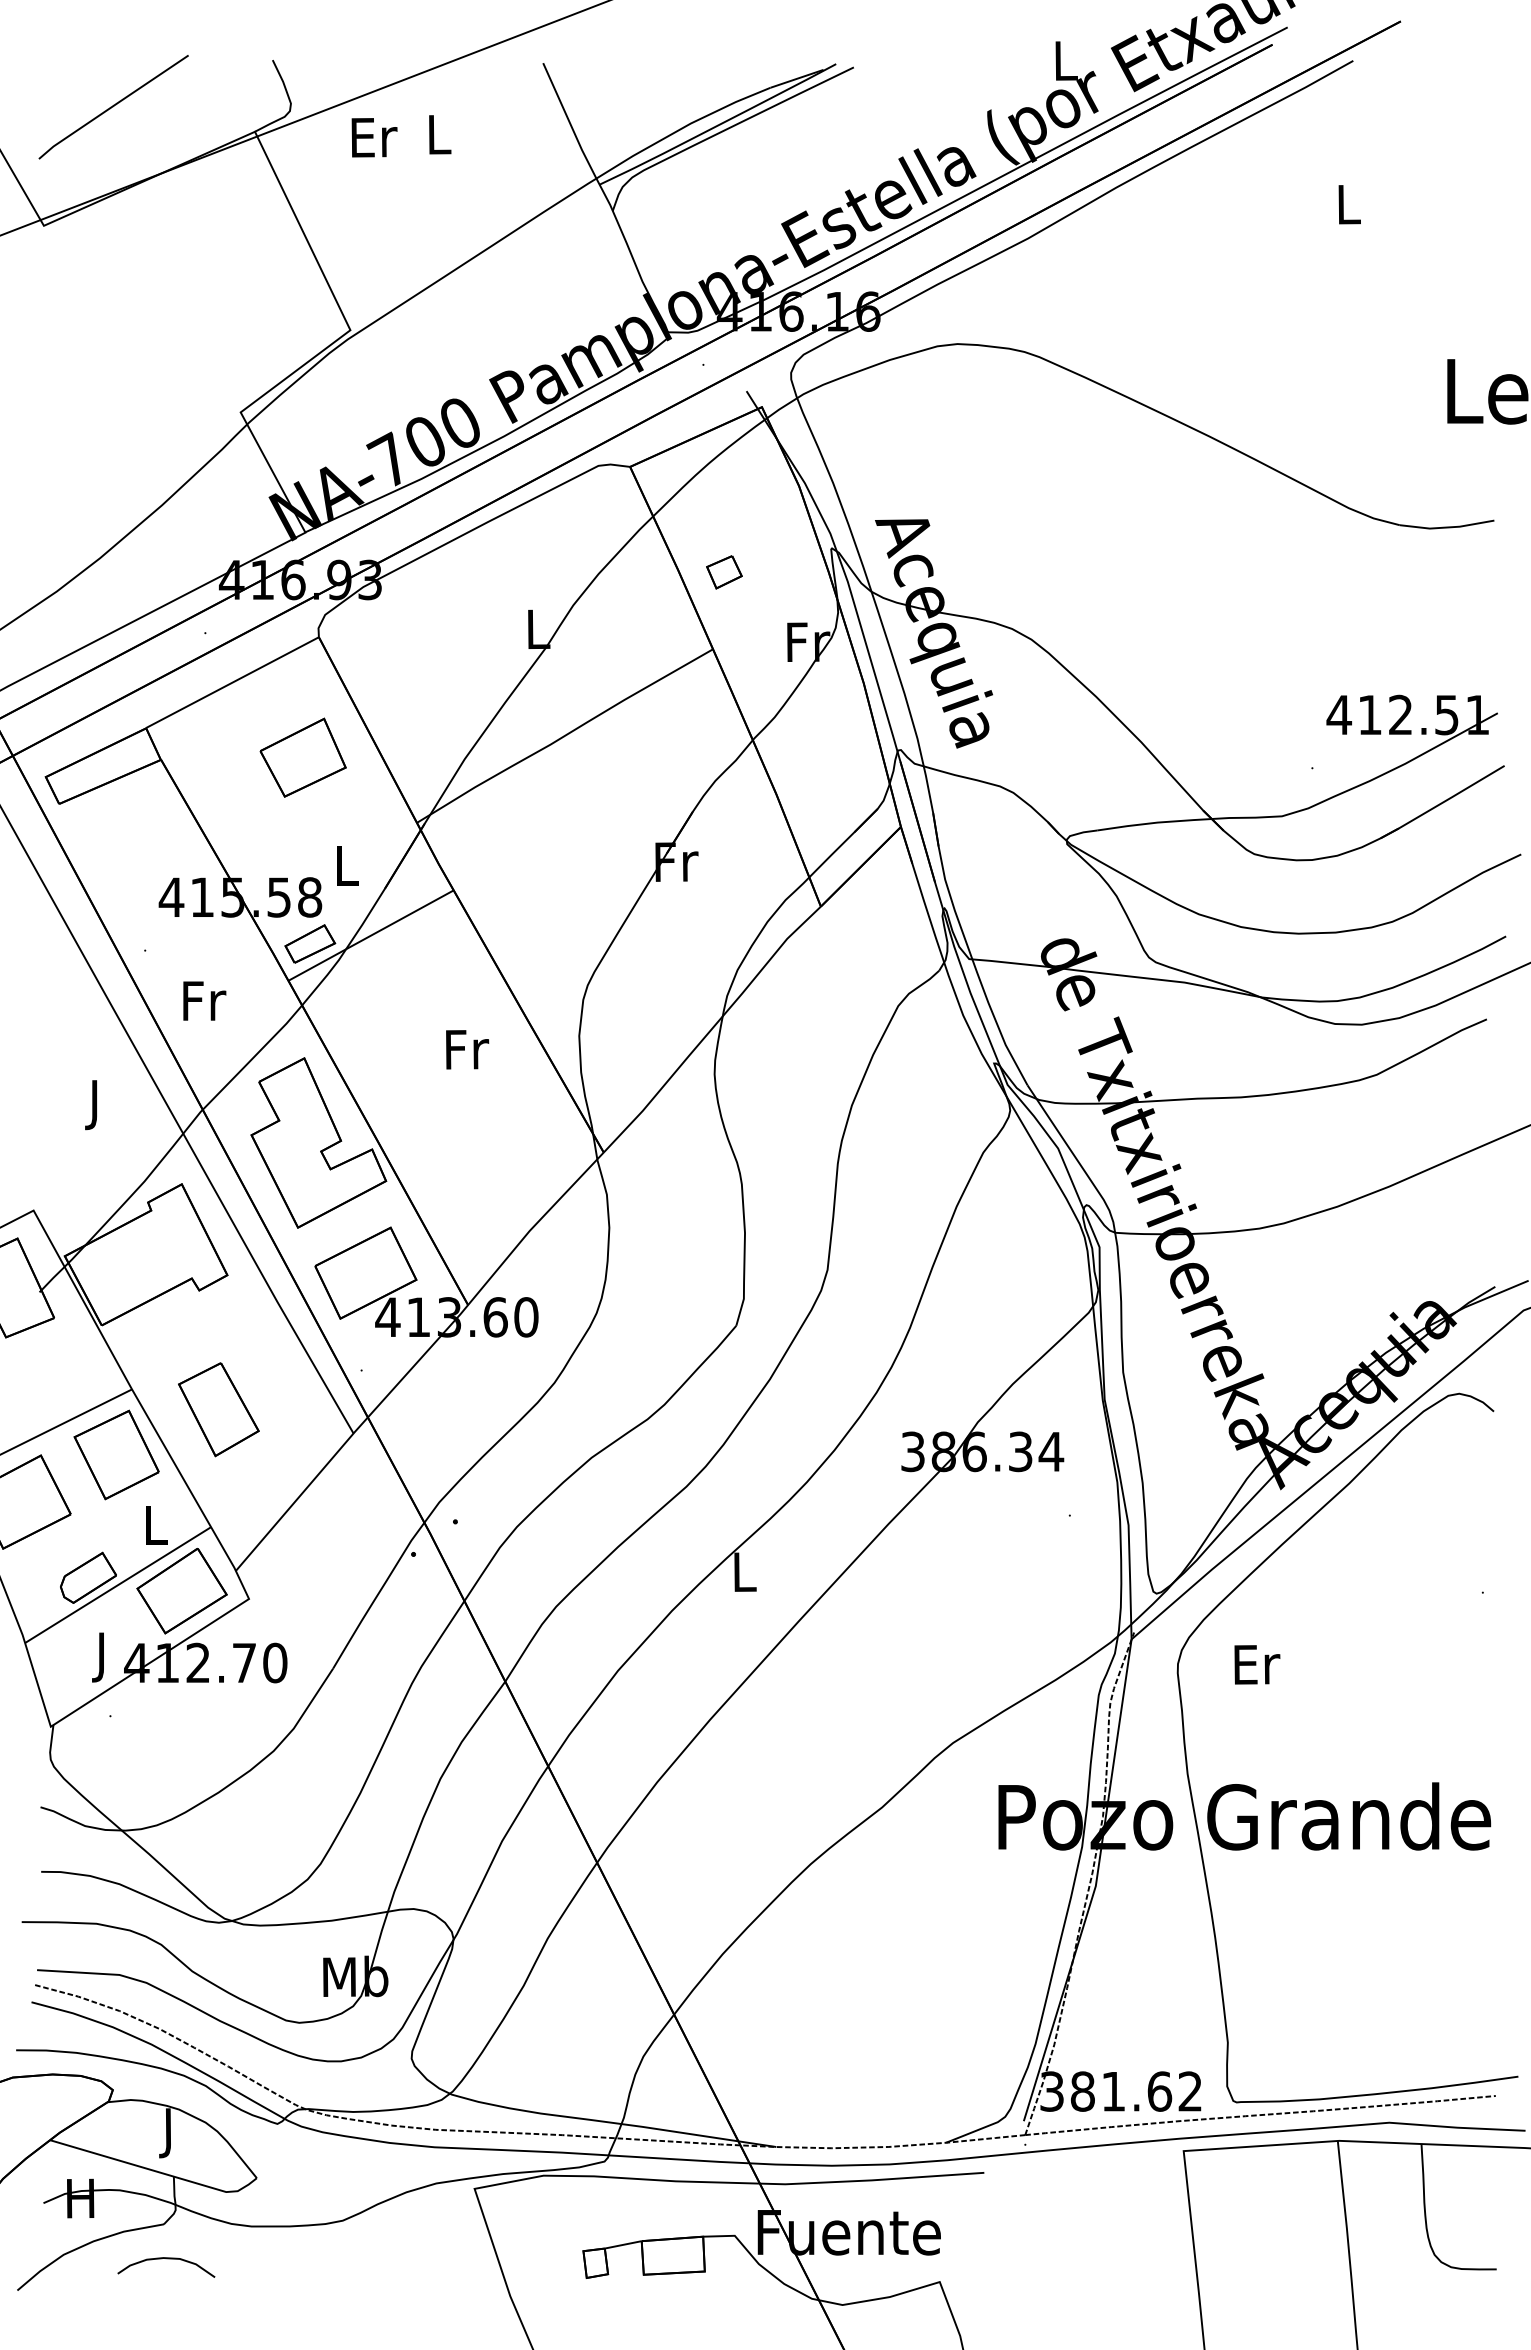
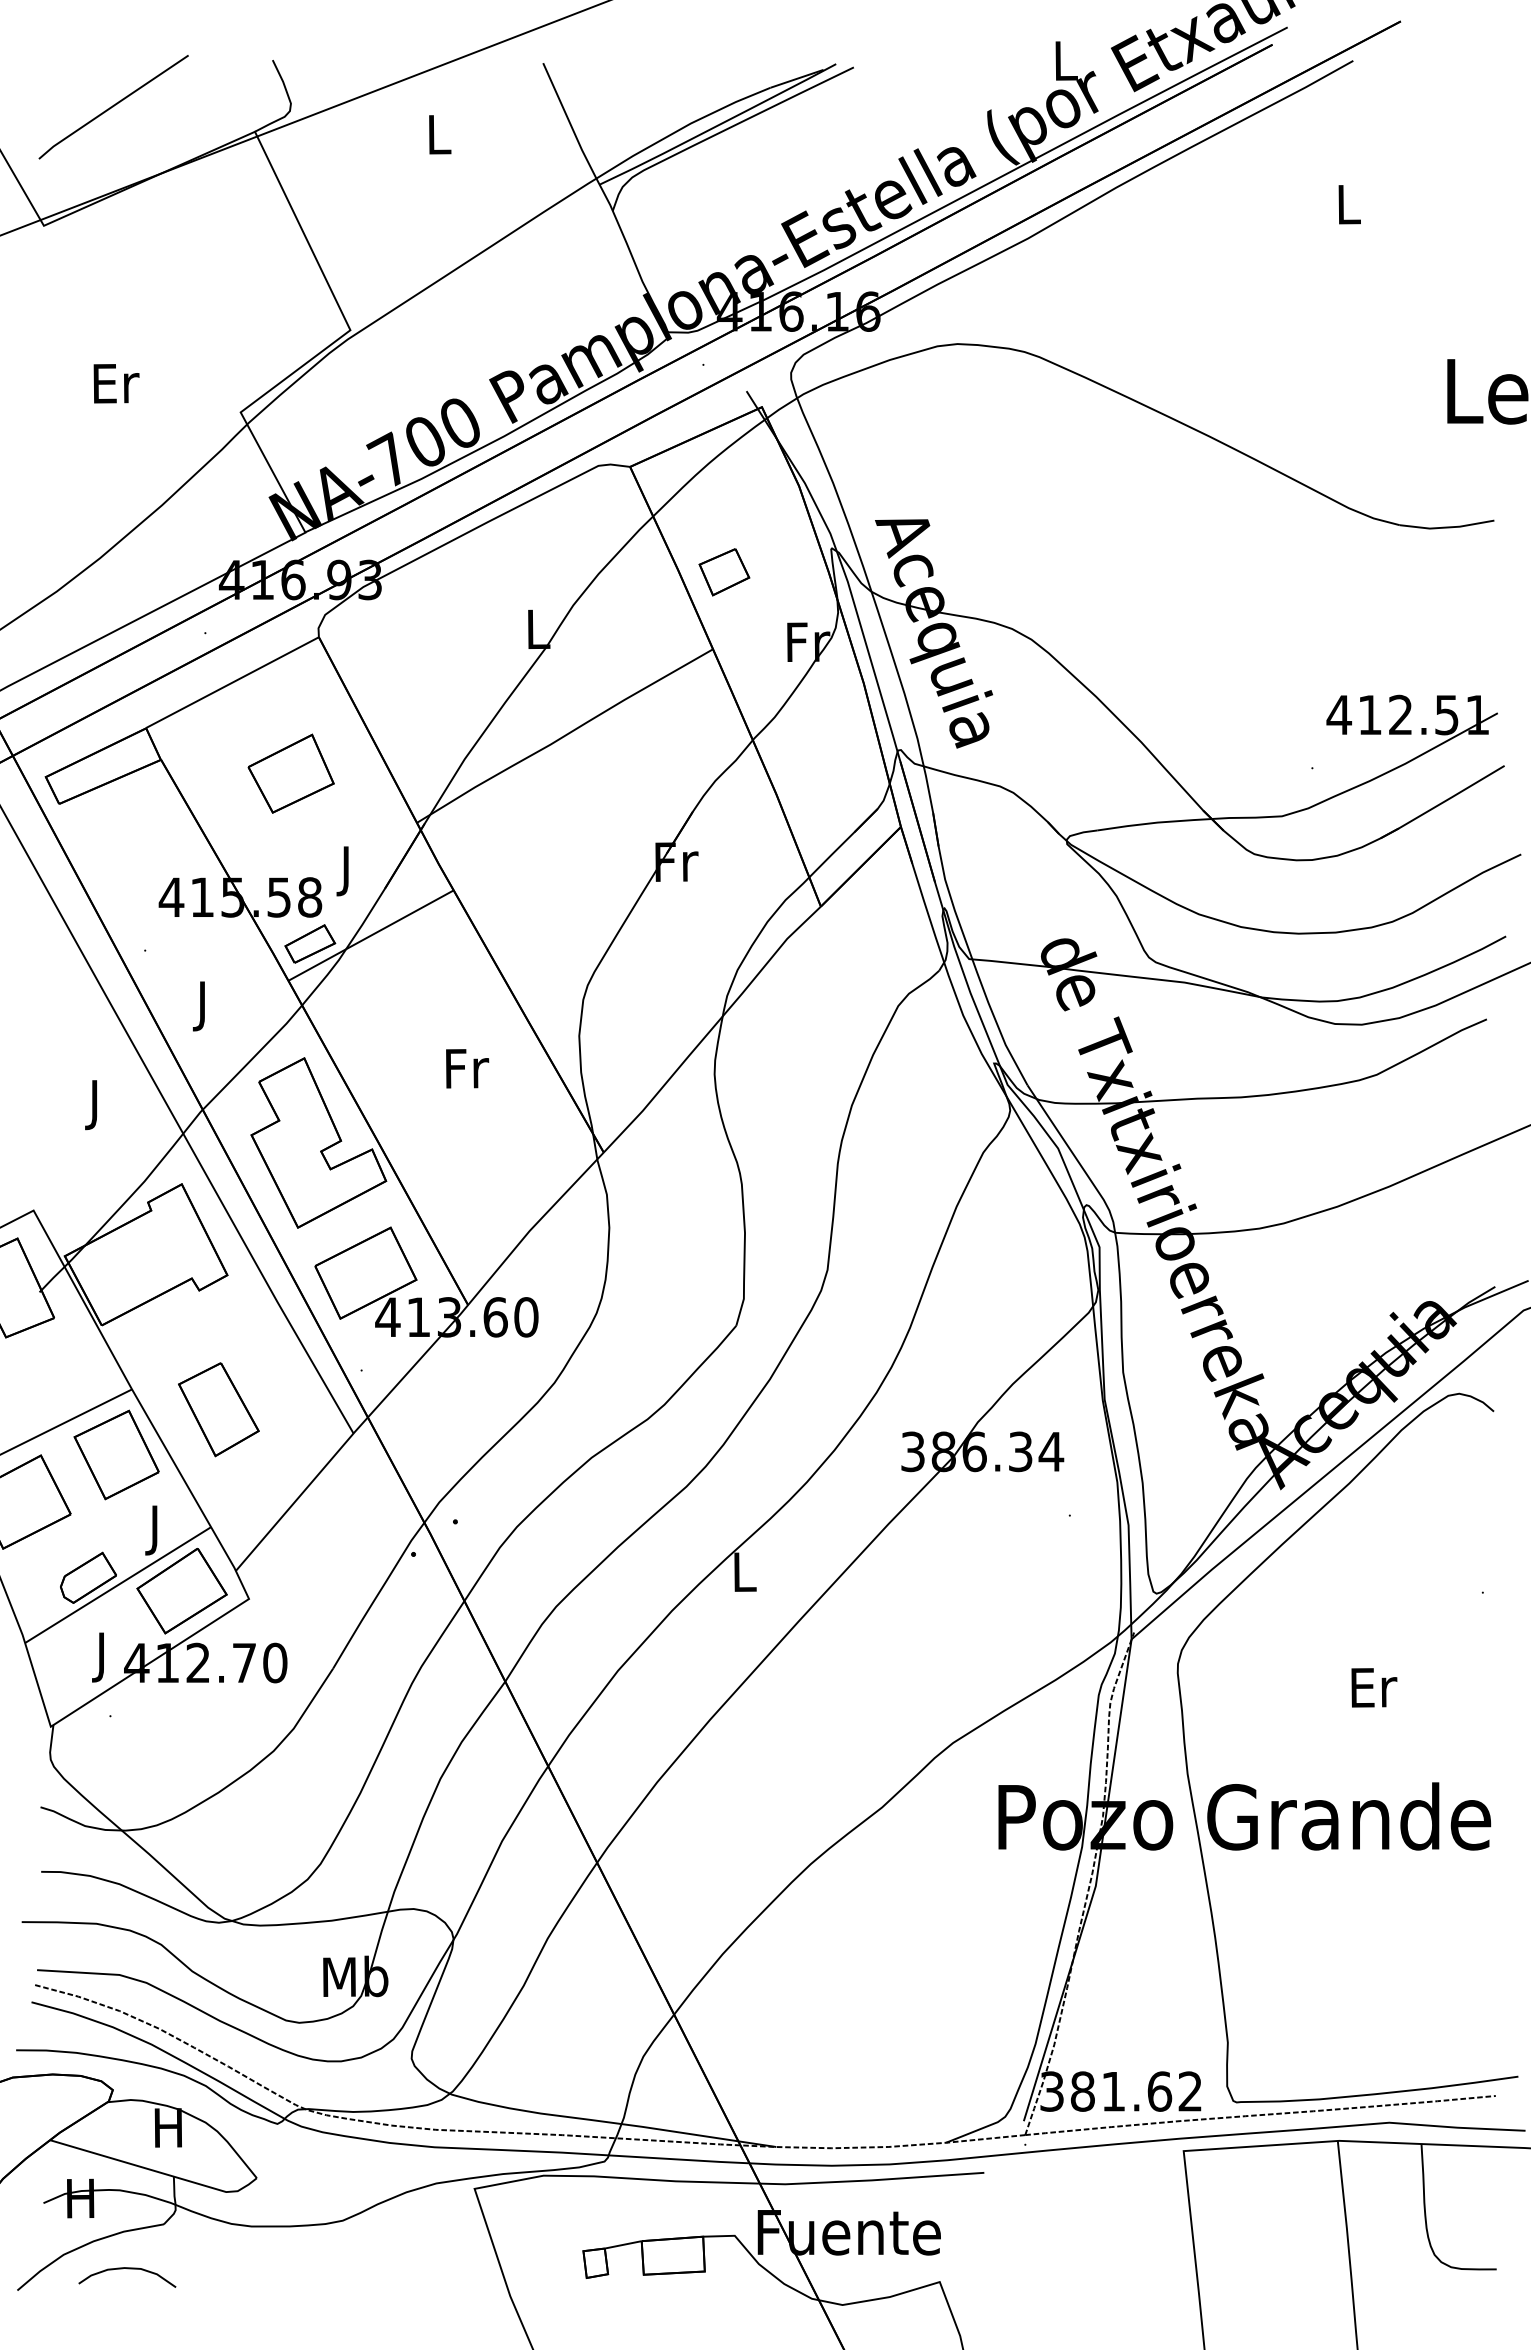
text position: (374, 137) -> (116, 383) (116, 383)
part size: 37x35 px -> 53x49 px (724, 572)
part position: (302, 757) -> (290, 773) (290, 773)
text: L -> J (347, 871)
text: Fr -> J (204, 1006)
text position: (467, 1049) -> (467, 1068) (467, 1068)
text: L -> J (156, 1530)
text position: (1257, 1664) -> (1374, 1687) (1374, 1687)
text: J -> H (167, 2133)
curve position: (166, 2259) -> (127, 2269) (127, 2269)
